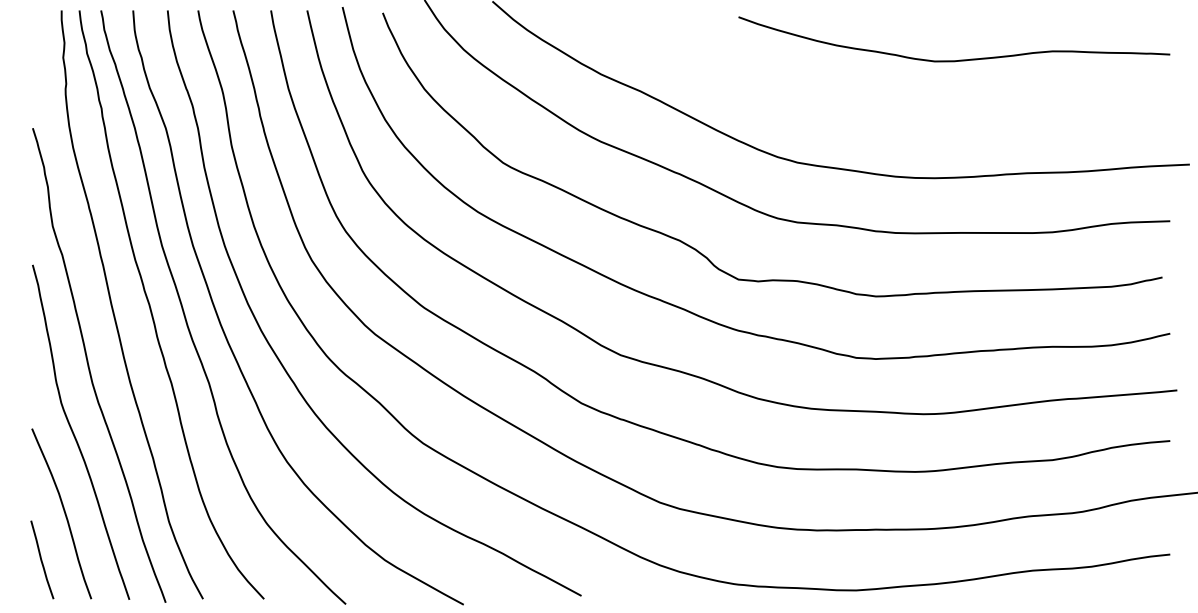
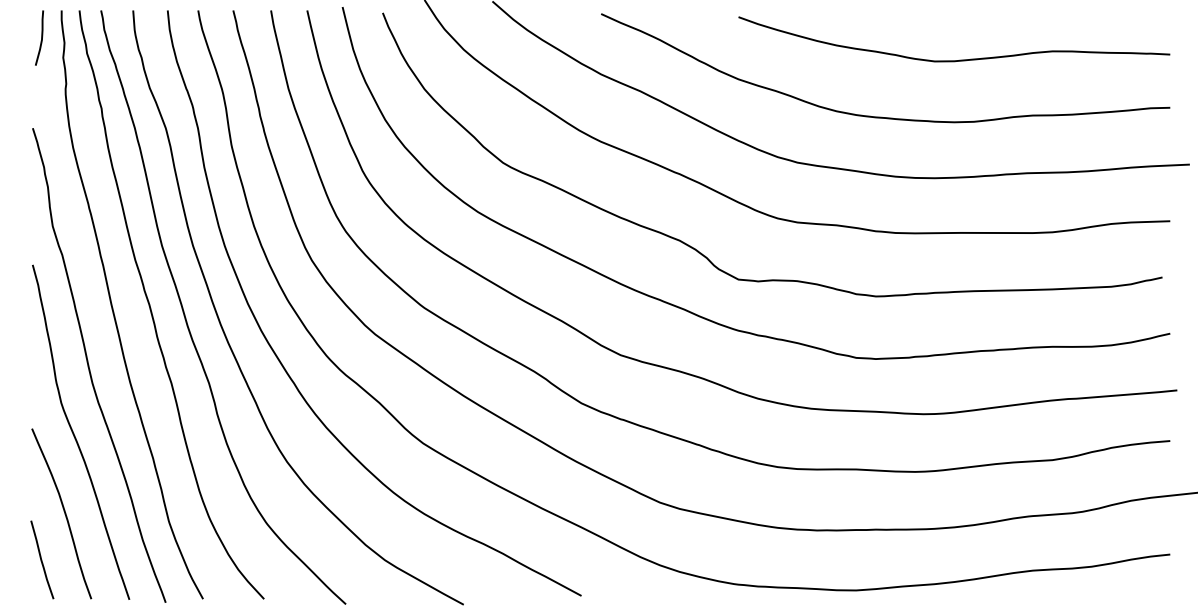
curve: none -> present (41, 37)
curve: none -> present (881, 116)
